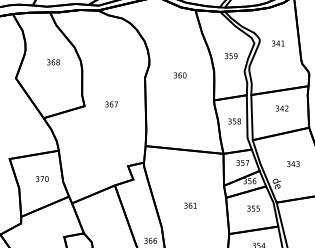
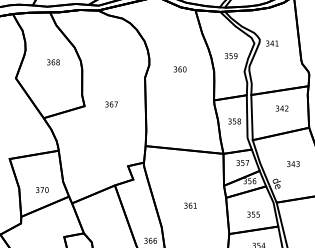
text position: (278, 43) -> (272, 43) (272, 43)
text position: (179, 75) -> (179, 69) (179, 69)
text position: (42, 178) -> (42, 189) (42, 189)
text position: (253, 208) -> (253, 214) (253, 214)
